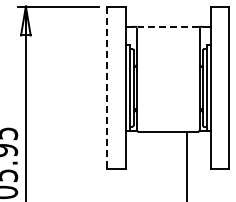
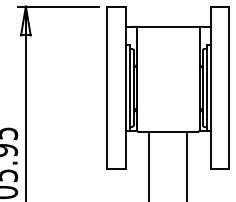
line: dashed -> solid (168, 26)
line: dashed -> solid (107, 88)
line: none -> present (149, 164)
